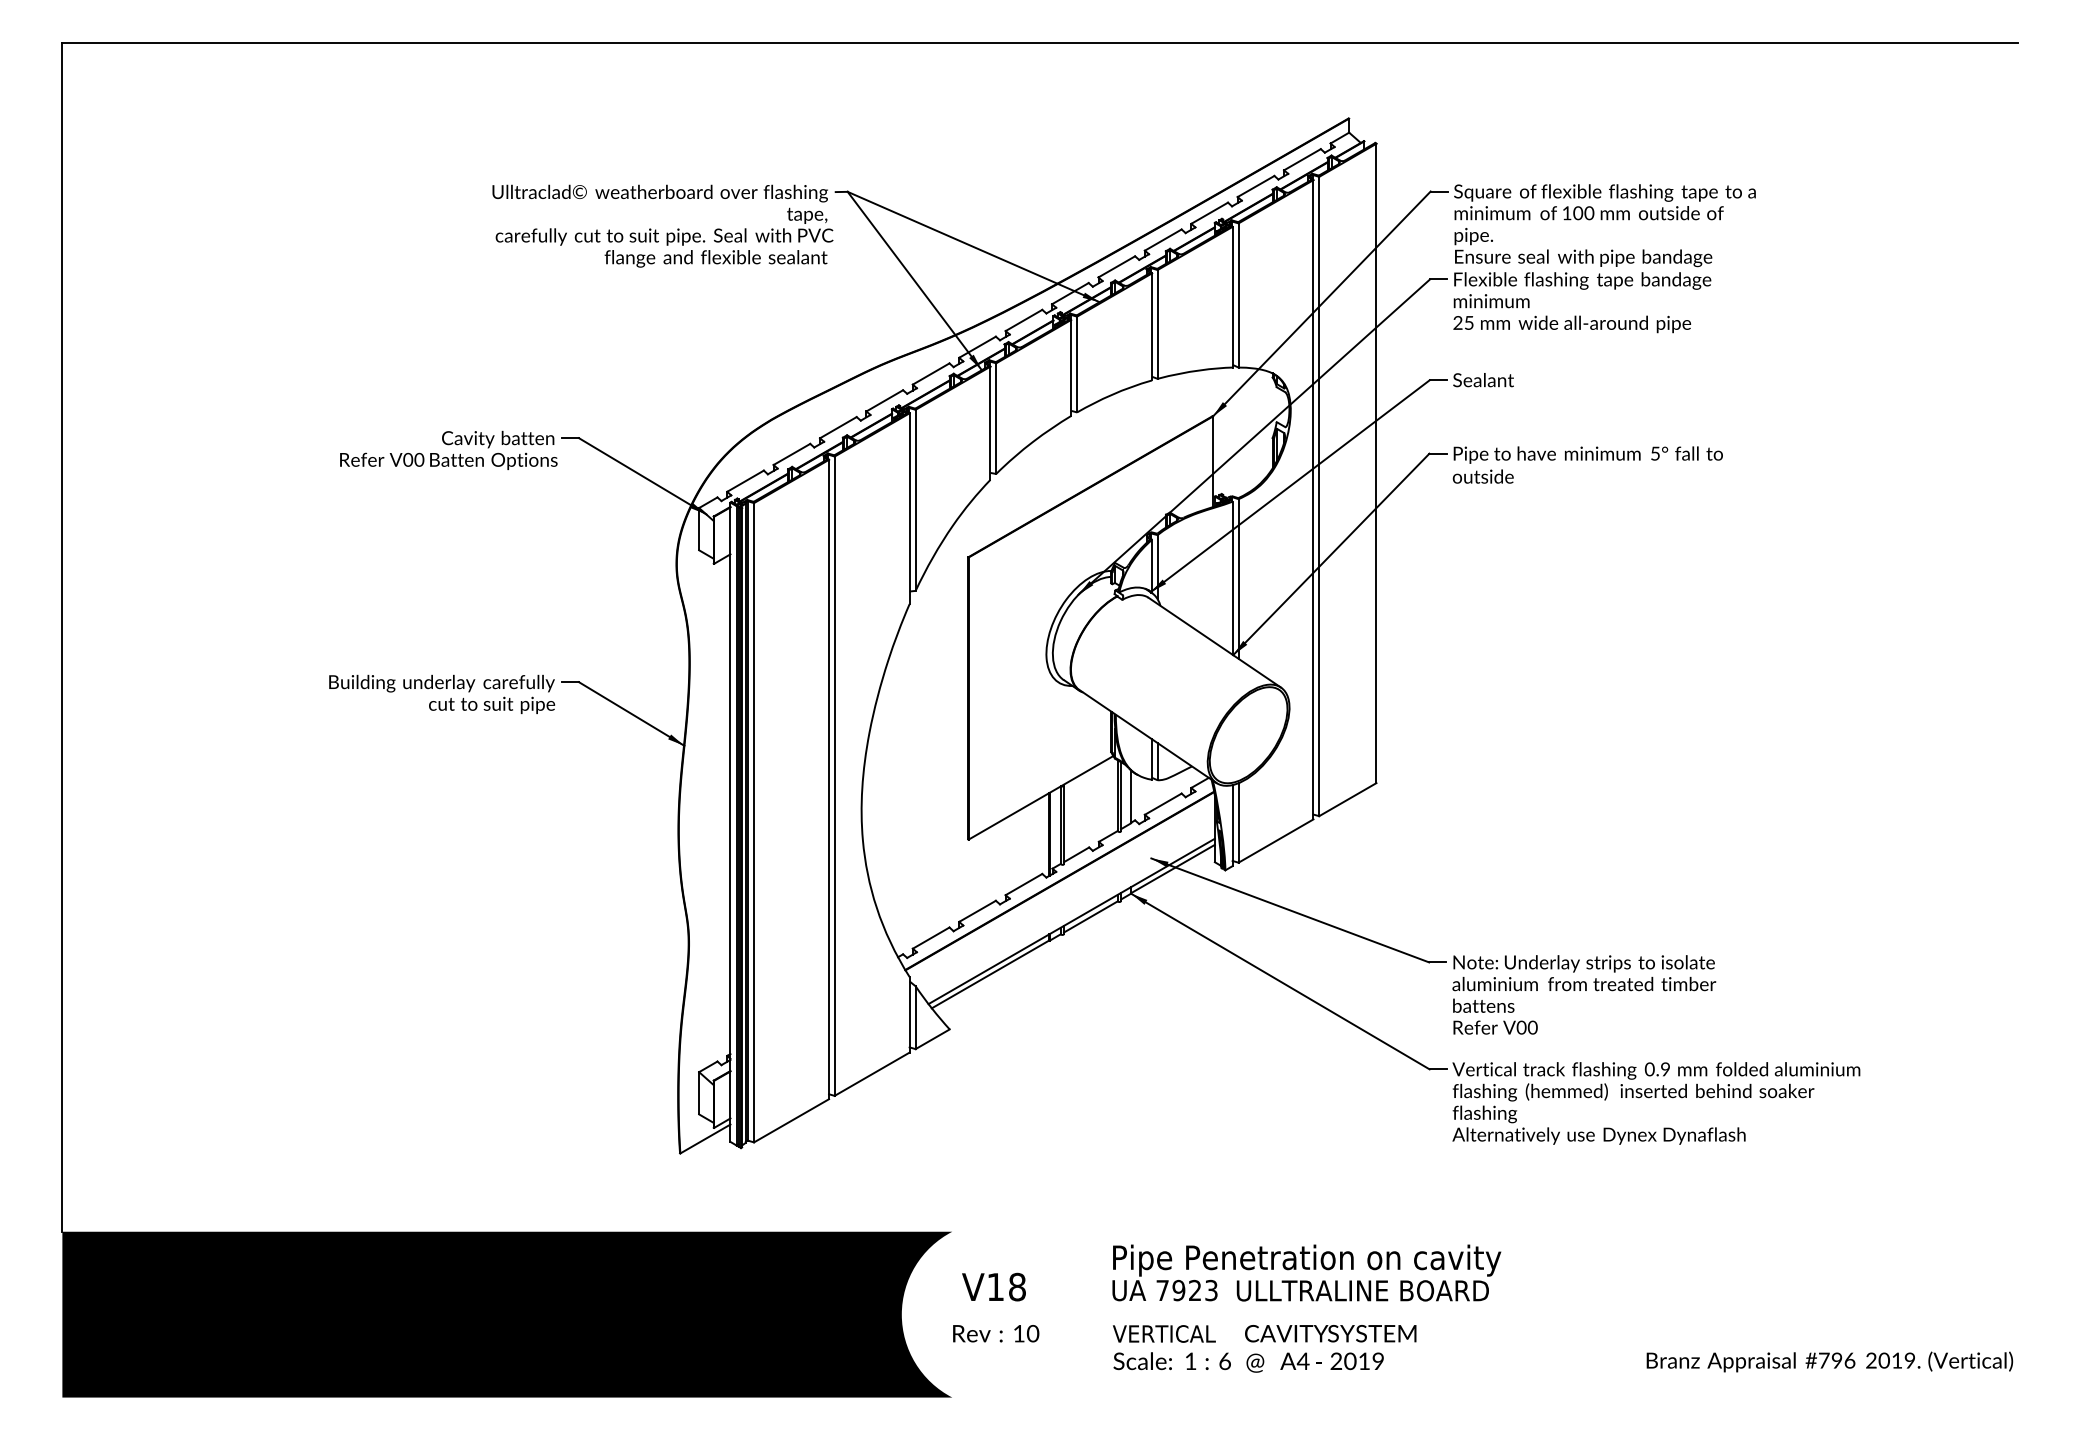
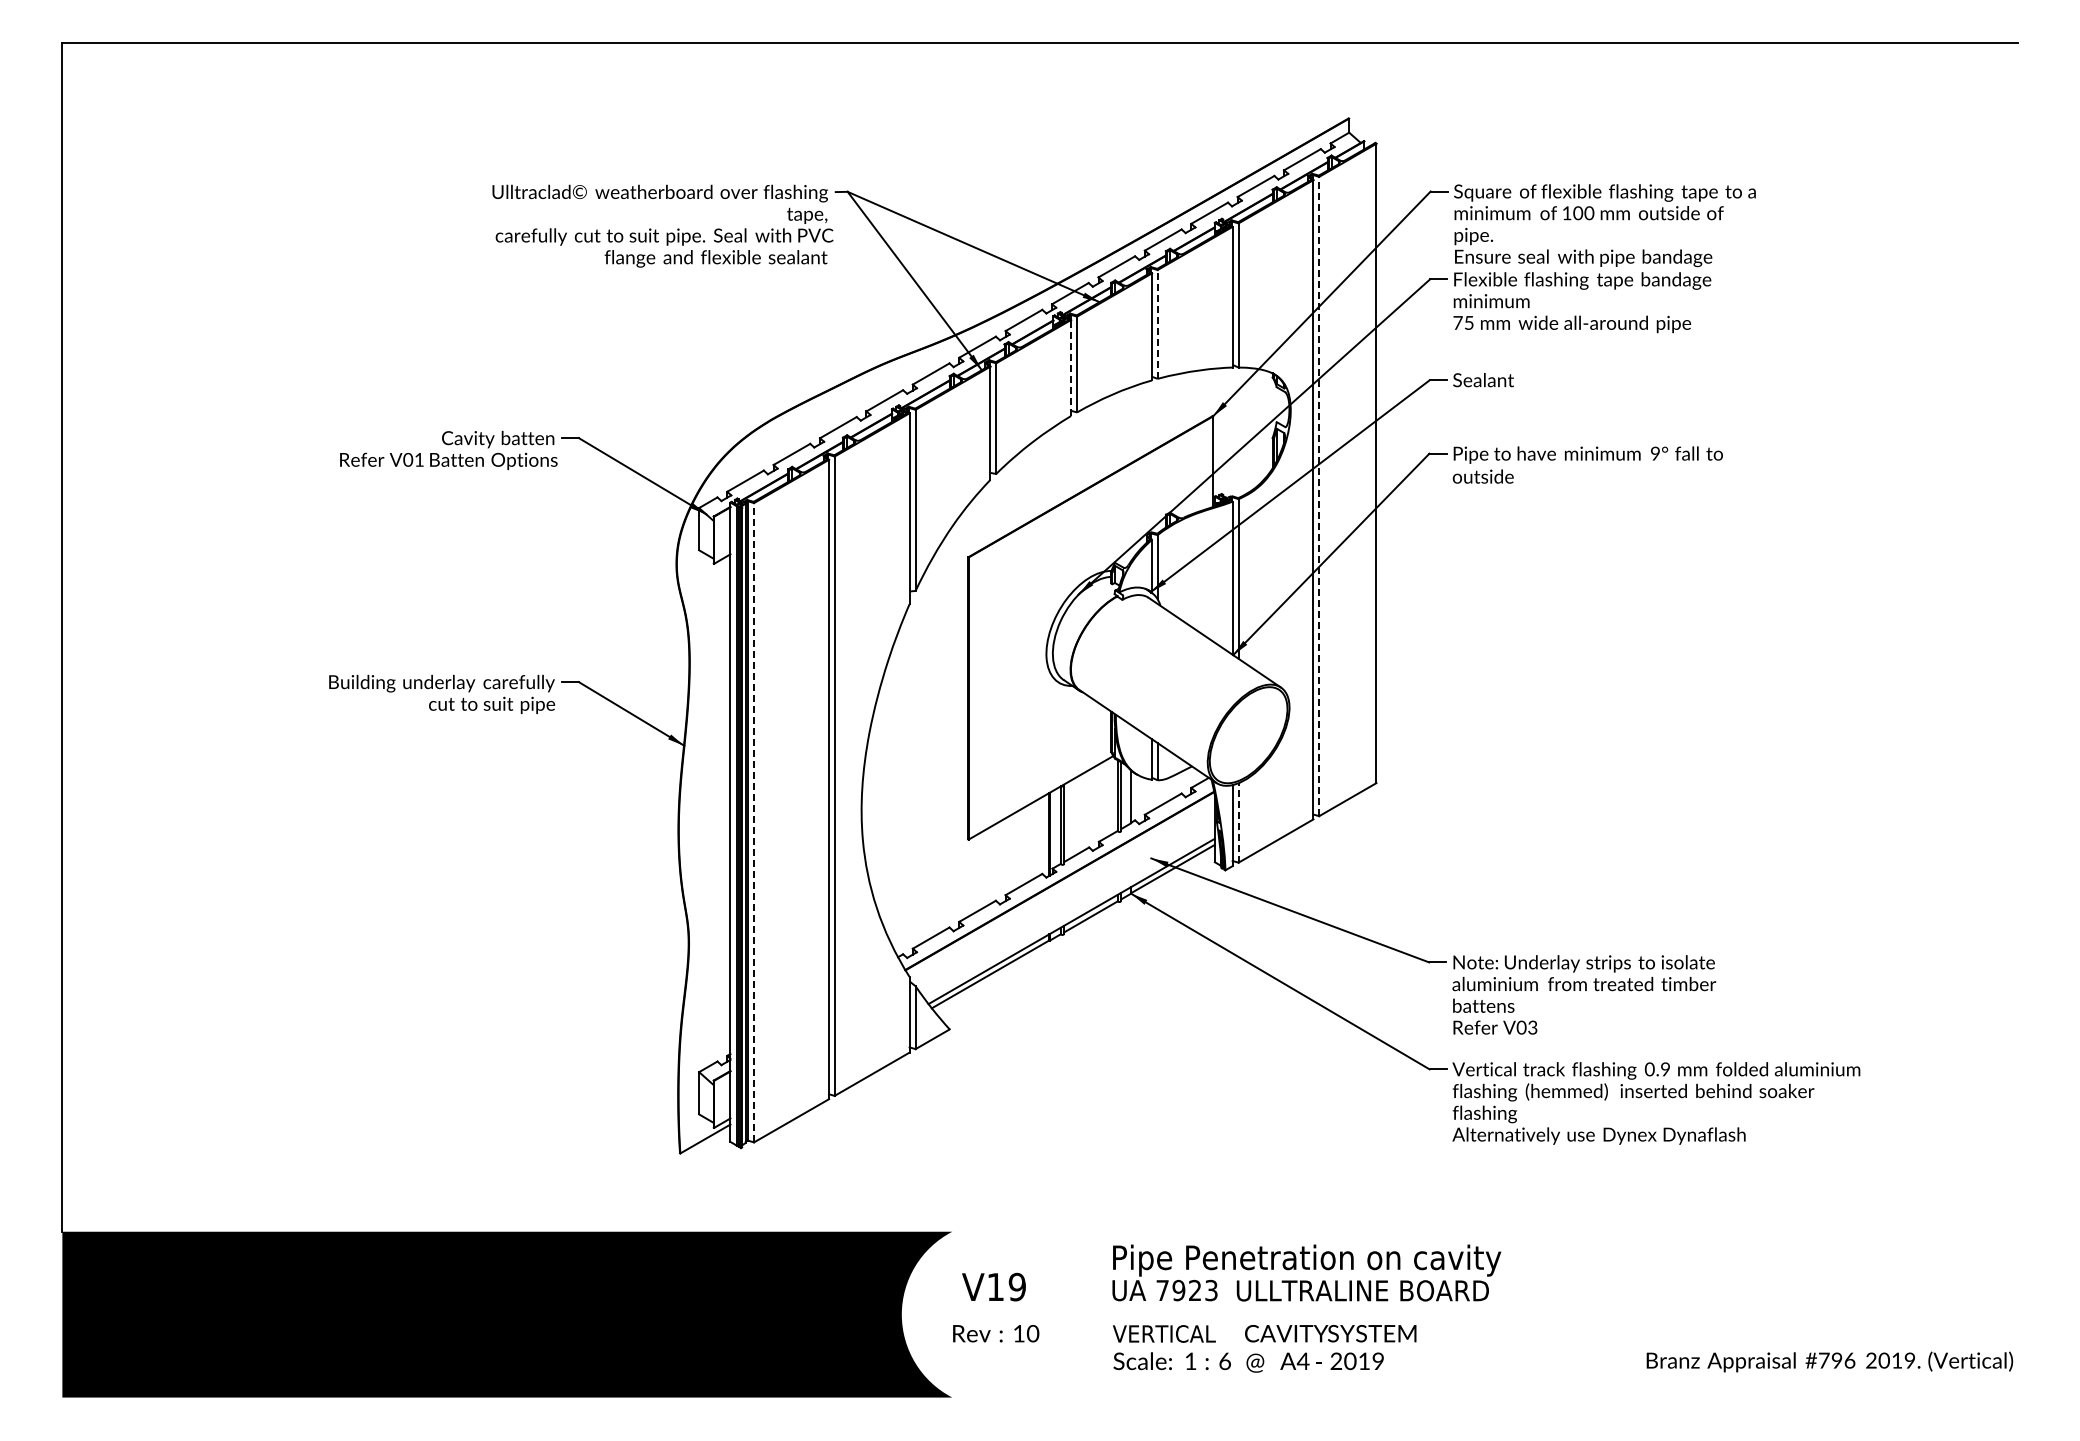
text: 25 -> 75 (1457, 322)
line: solid -> dashed (1157, 323)
line: solid -> dashed (1071, 367)
text: 5° -> 9° (1655, 453)
text: V00 -> V01 (419, 459)
line: solid -> dashed (1319, 496)
line: solid -> dashed (754, 822)
line: solid -> dashed (1238, 822)
text: V00 -> V03 (1532, 1027)
text: V18 -> V19 (1016, 1287)
